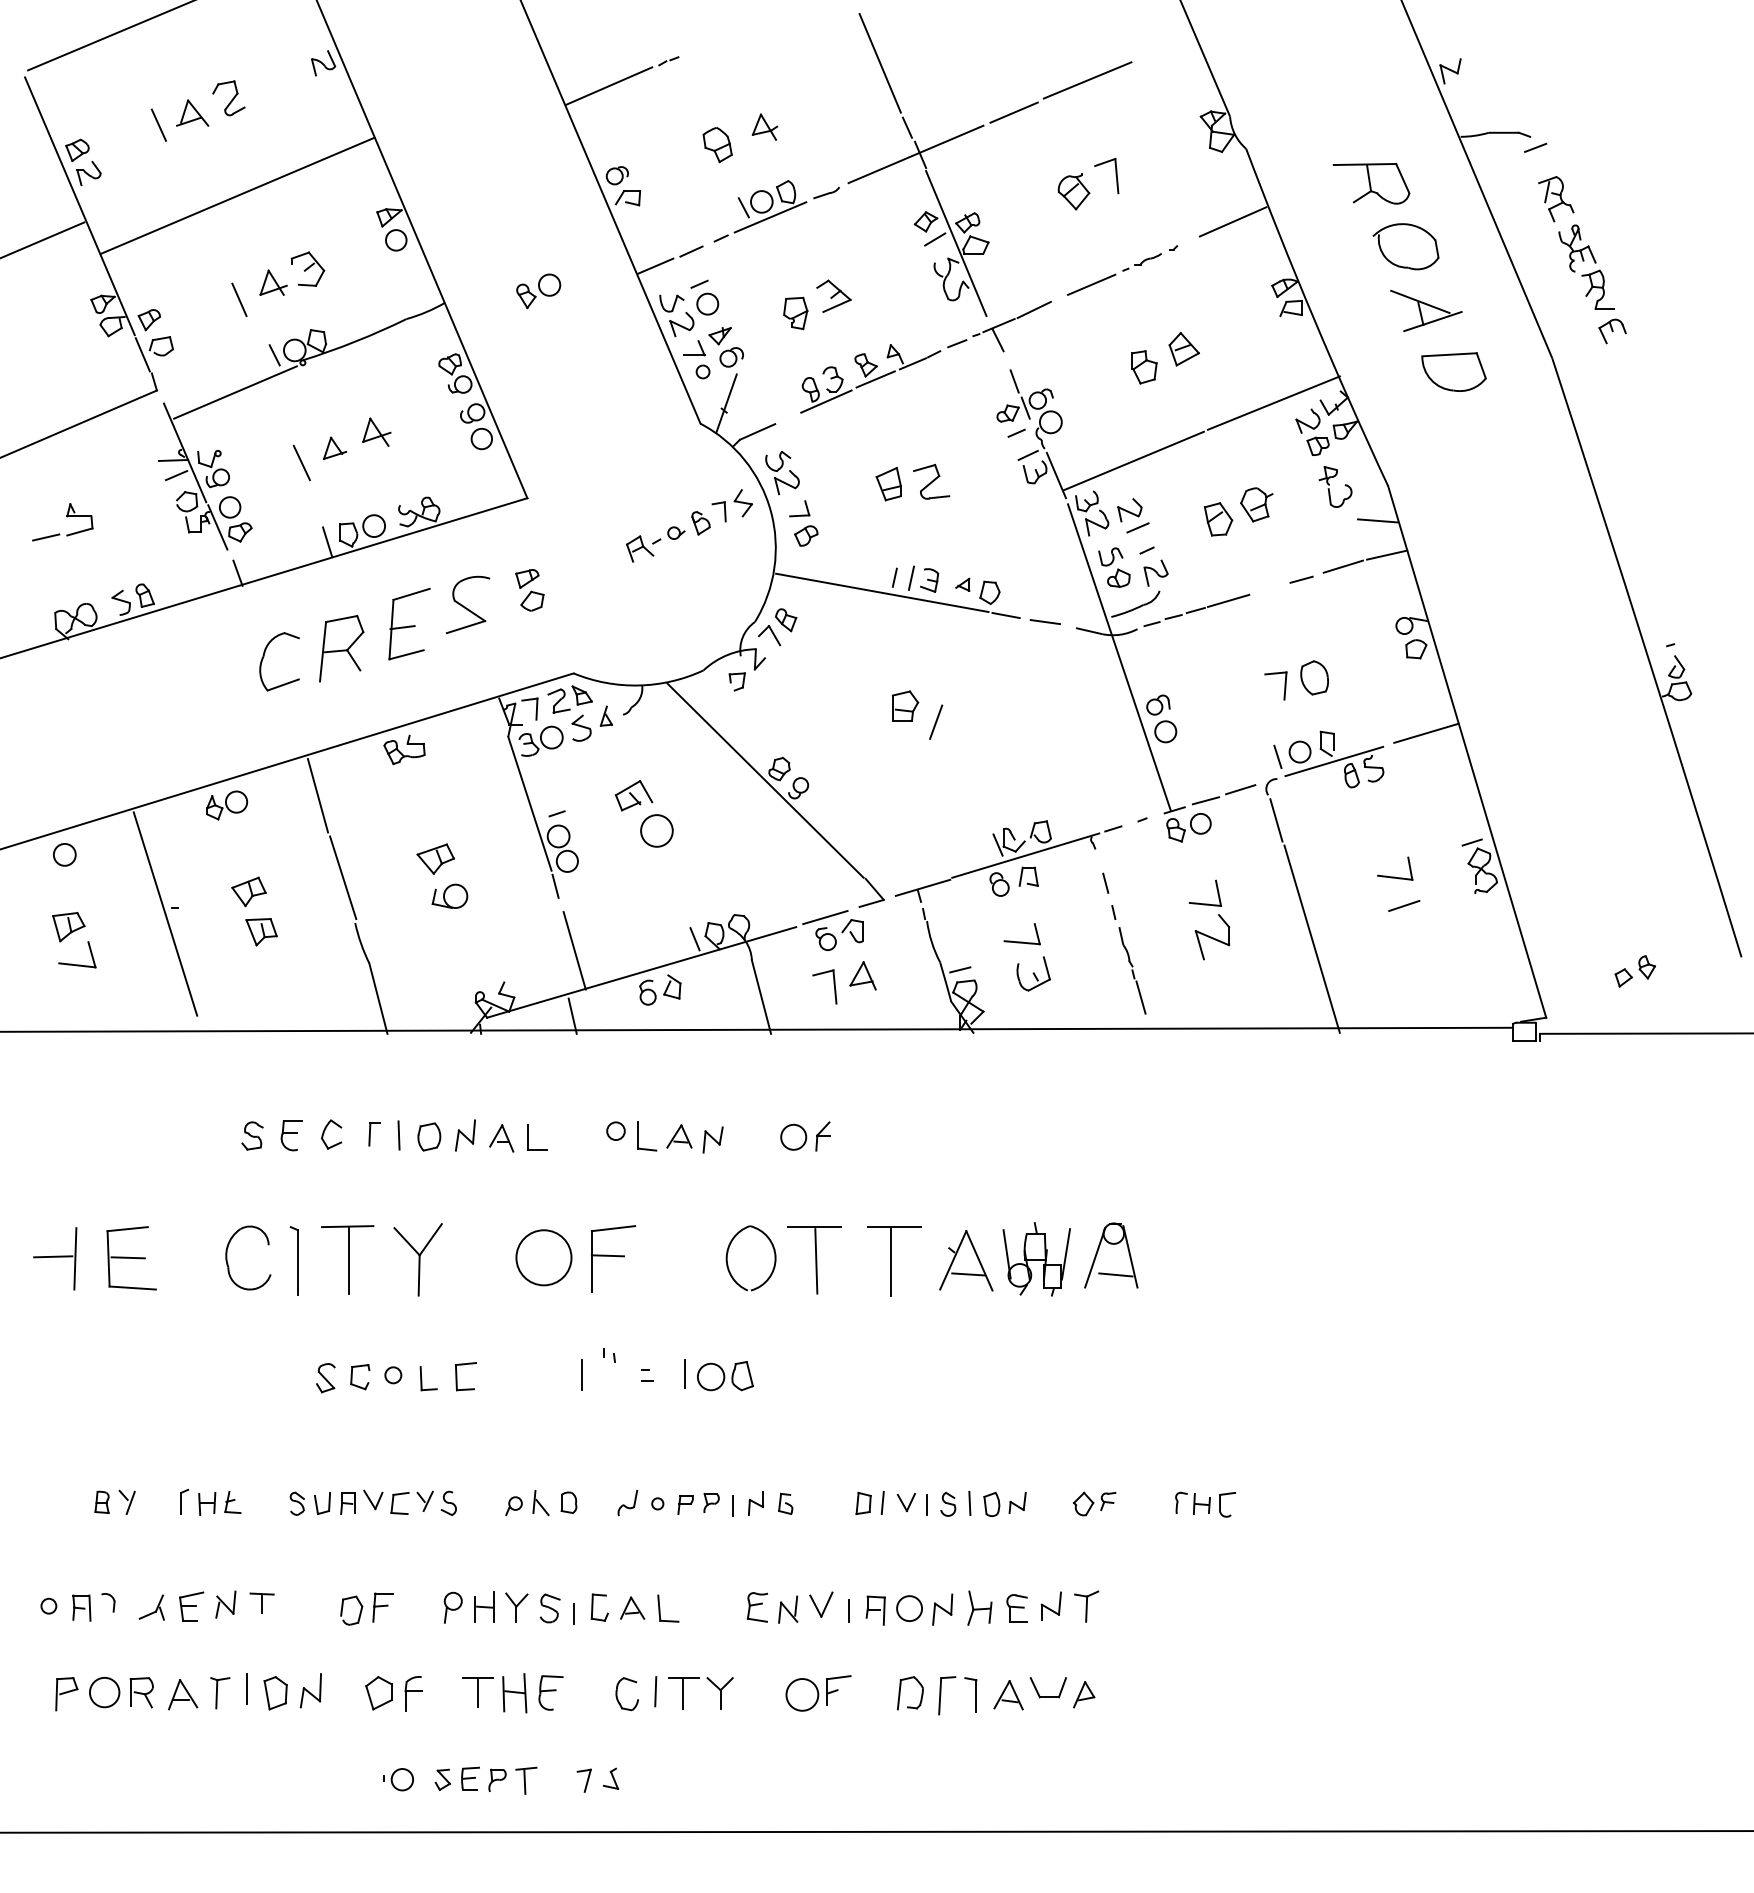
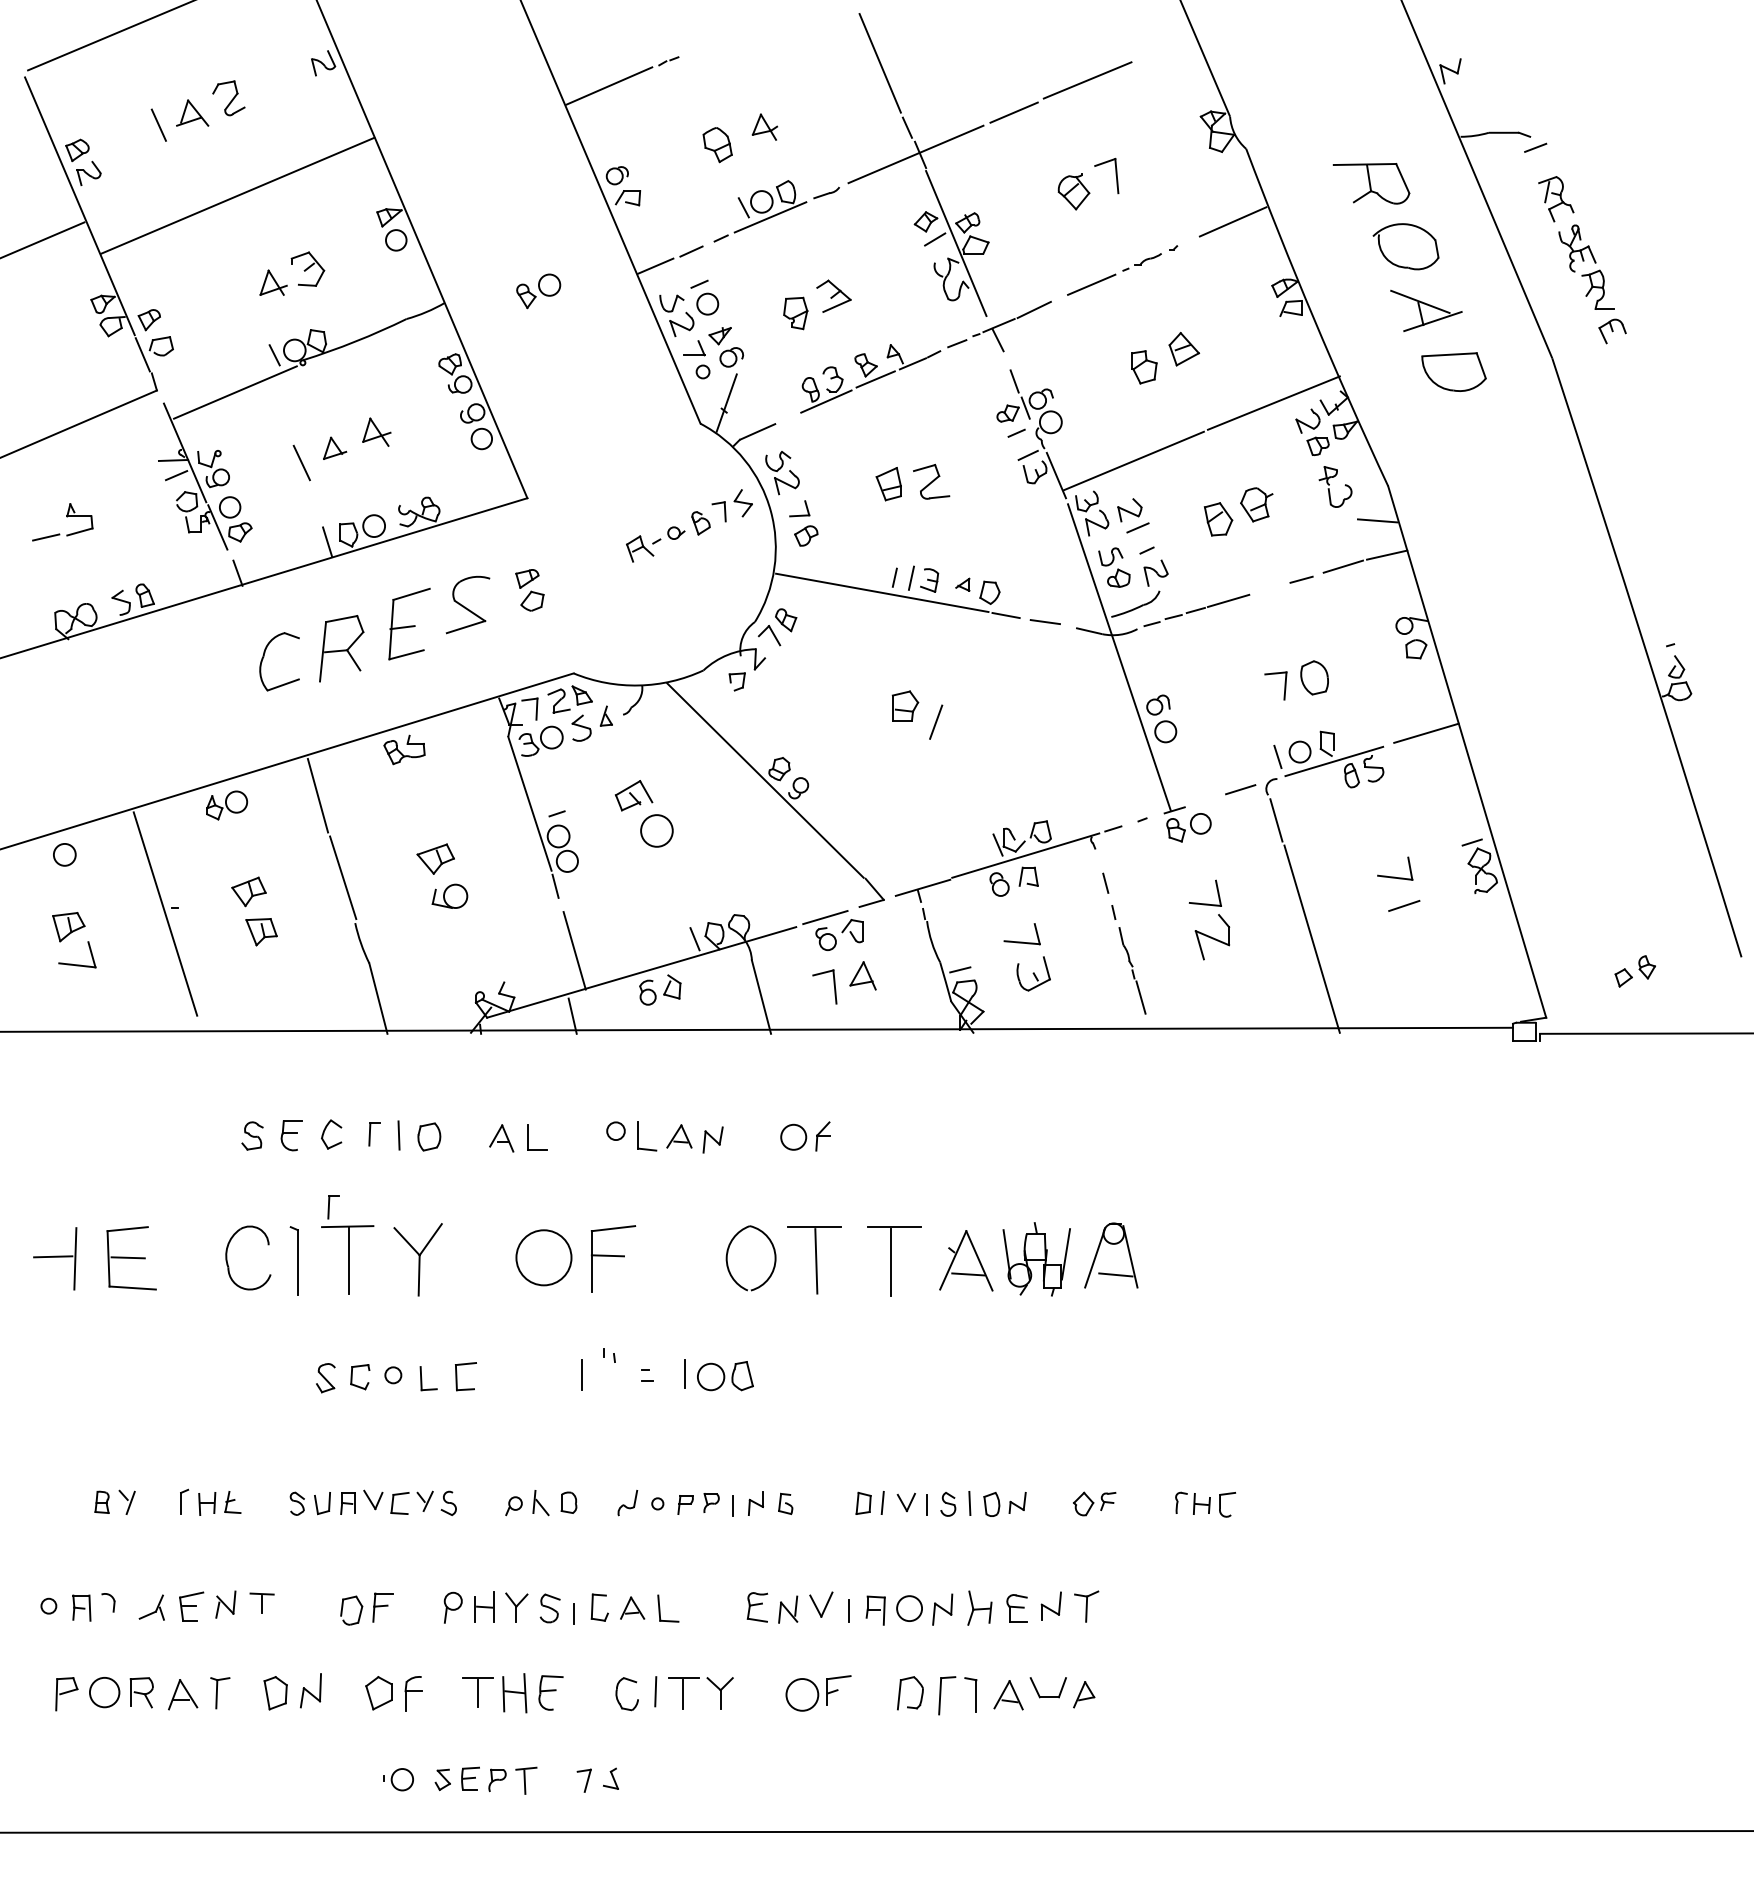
line: present -> none (239, 299)
line: present -> none (1205, 800)
part: present -> none (465, 1135)
part: none -> present (333, 1207)
line: present -> none (246, 1689)
